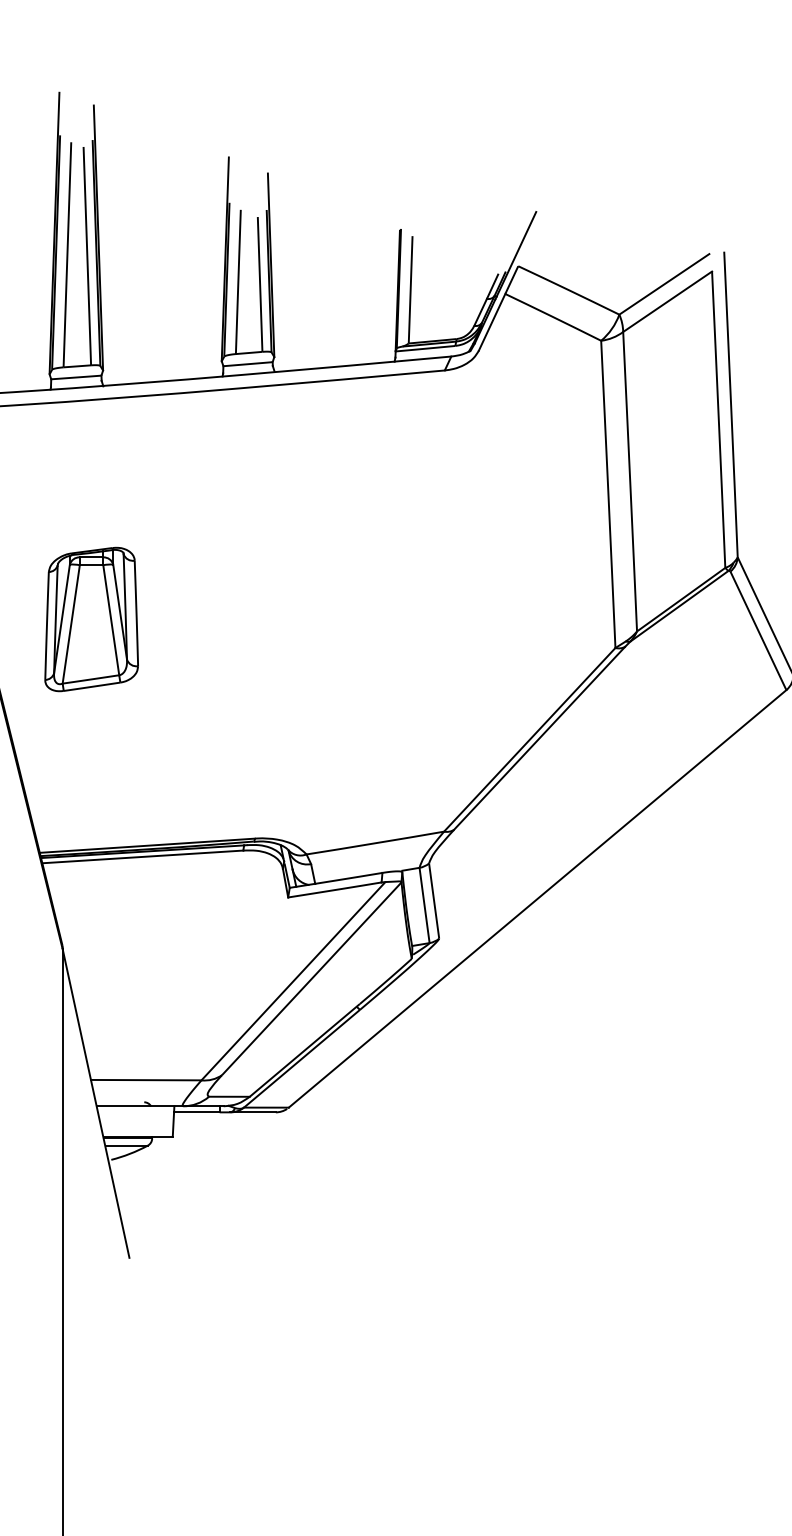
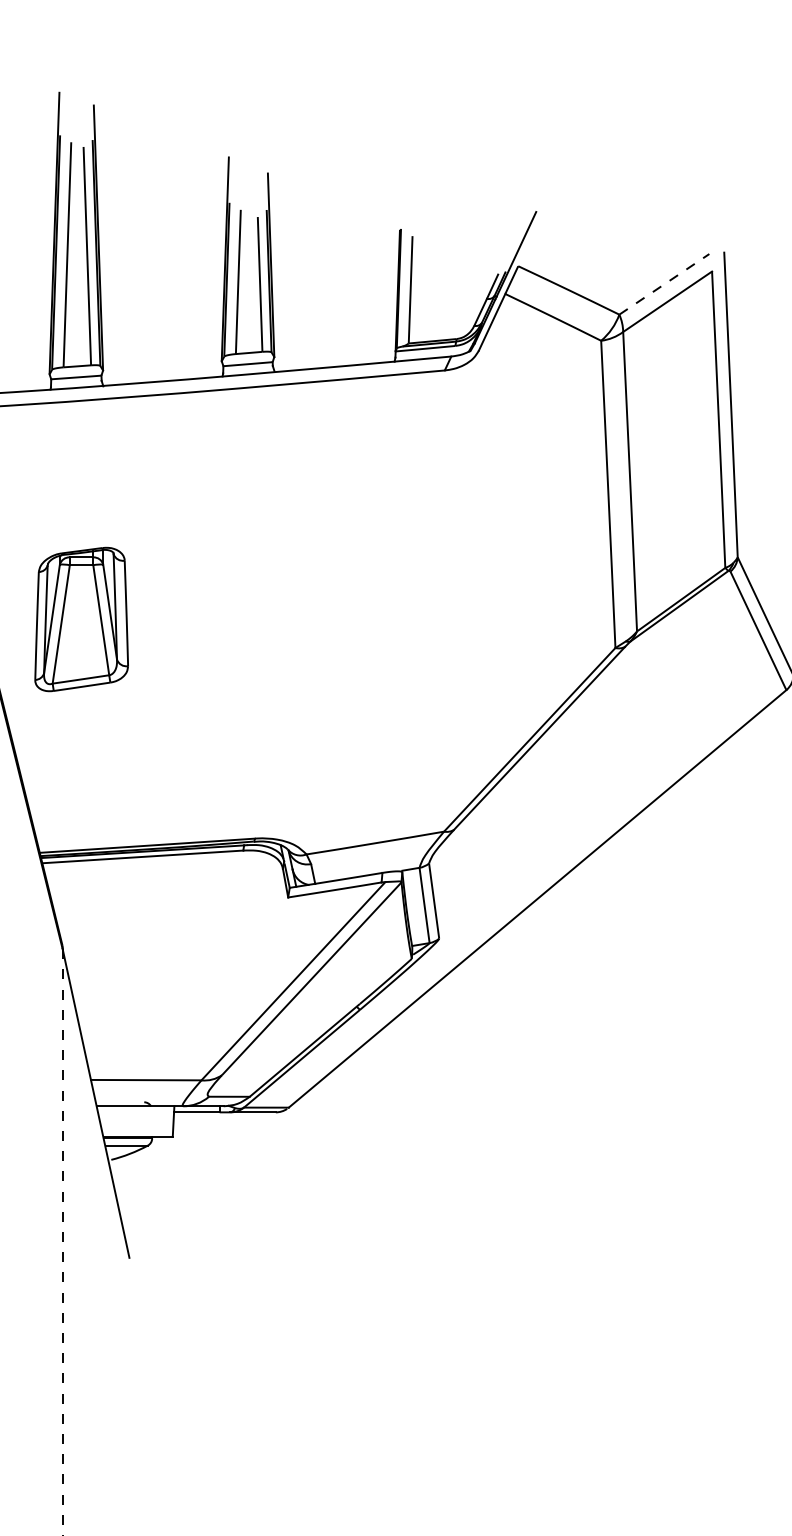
line: solid -> dashed (664, 284)
part position: (91, 619) -> (81, 619) (81, 619)
line: solid -> dashed (62, 1242)
